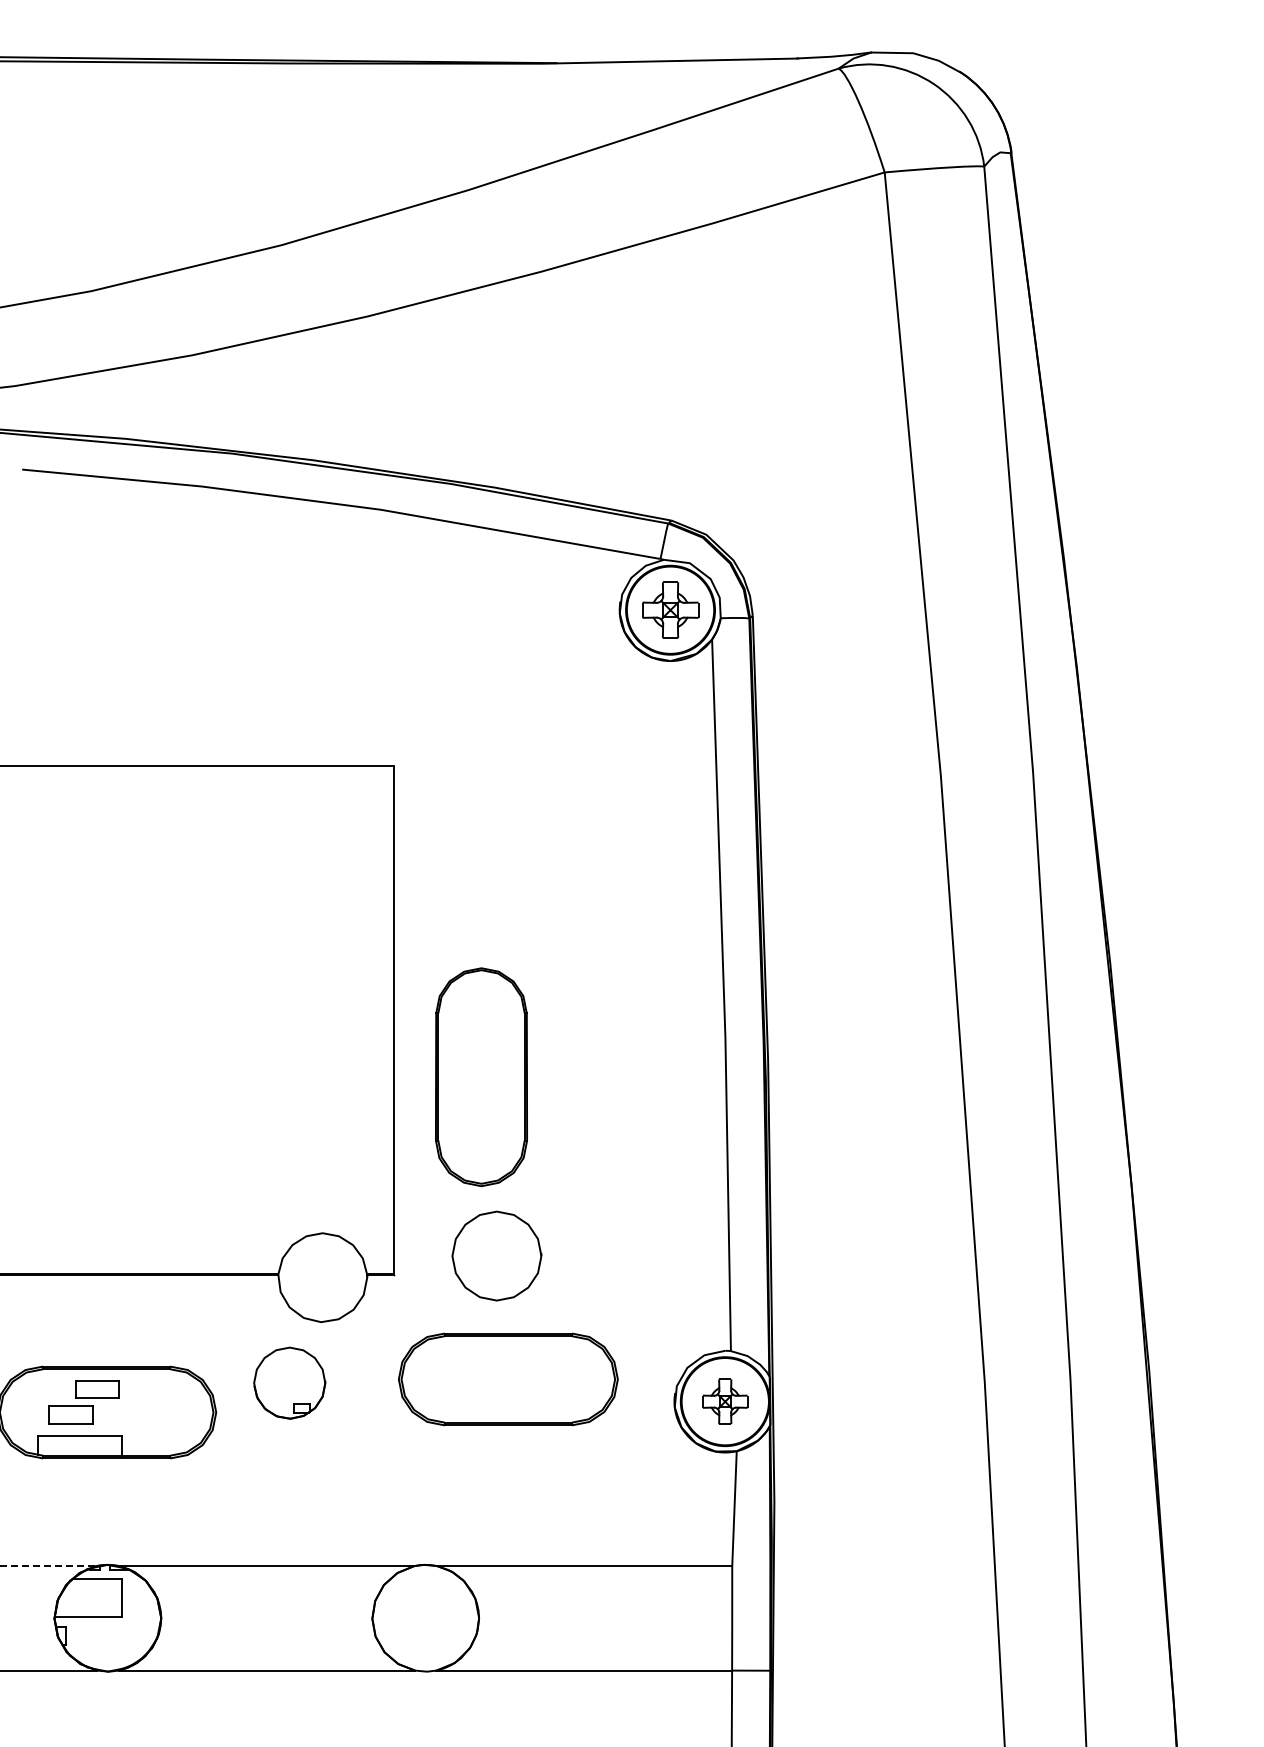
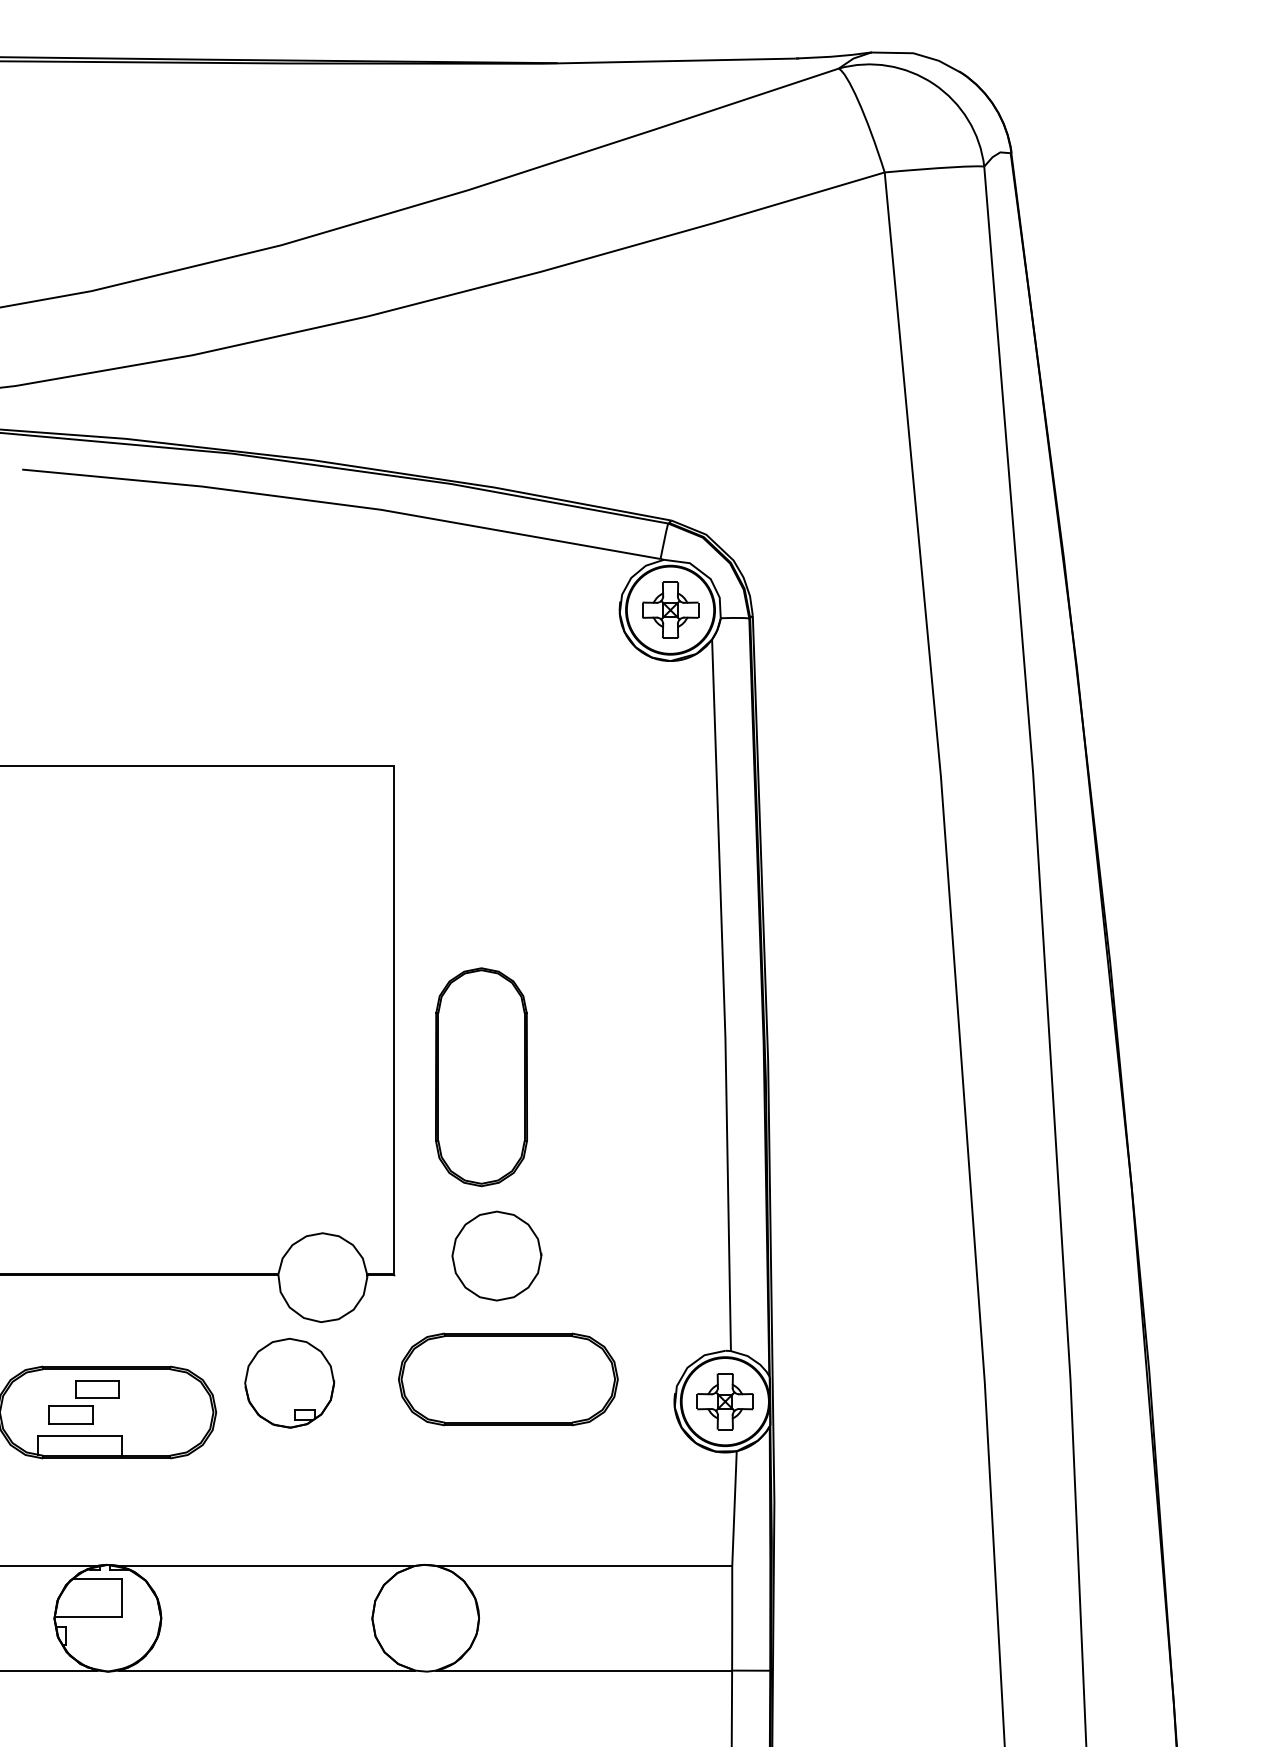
part size: 74x74 px -> 92x92 px (289, 1382)
part size: 47x47 px -> 58x58 px (724, 1401)
line: dashed -> solid (48, 1566)
